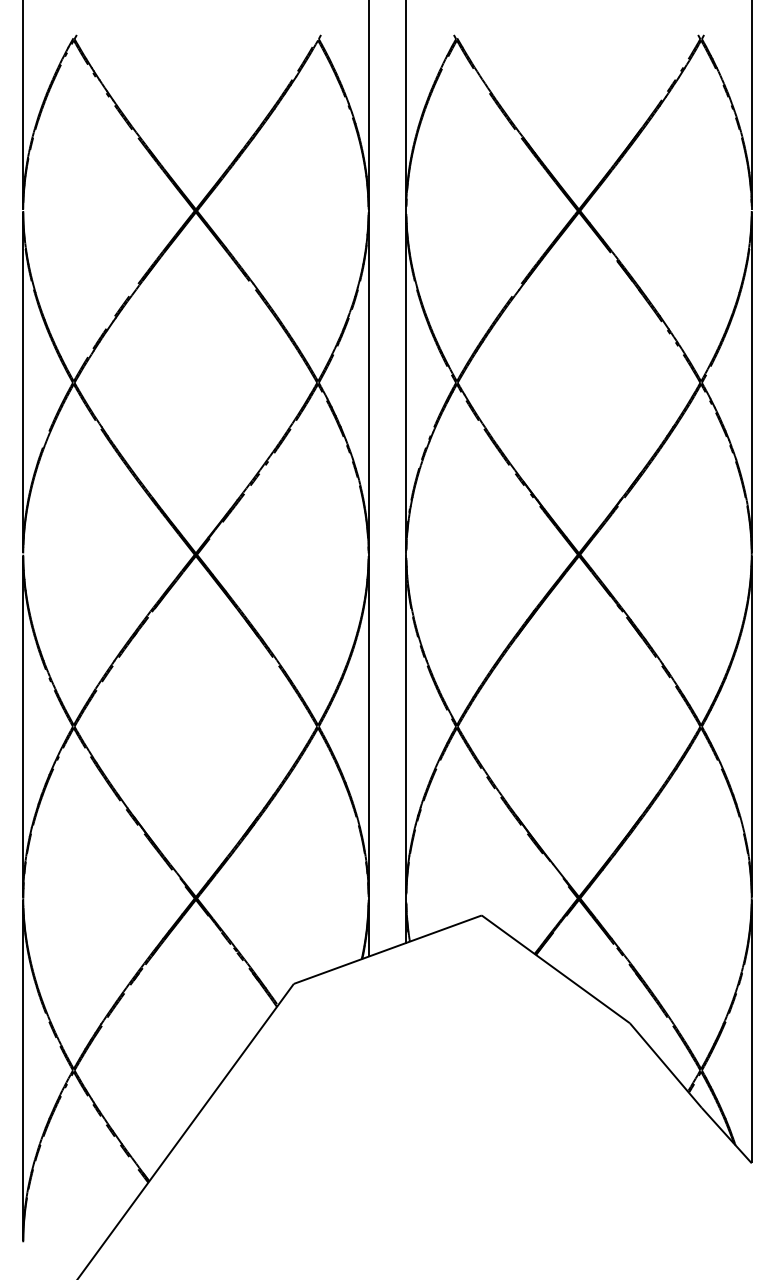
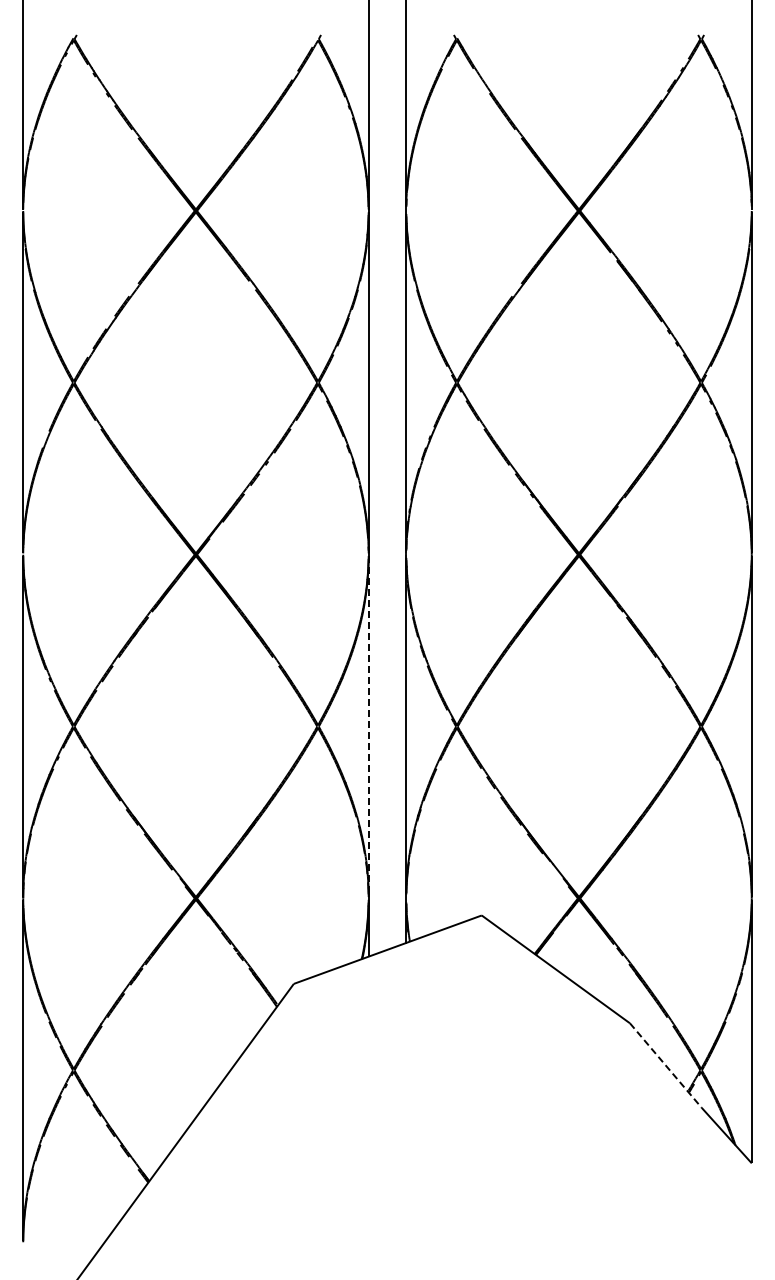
line: solid -> dashed (368, 727)
line: solid -> dashed (666, 1065)
